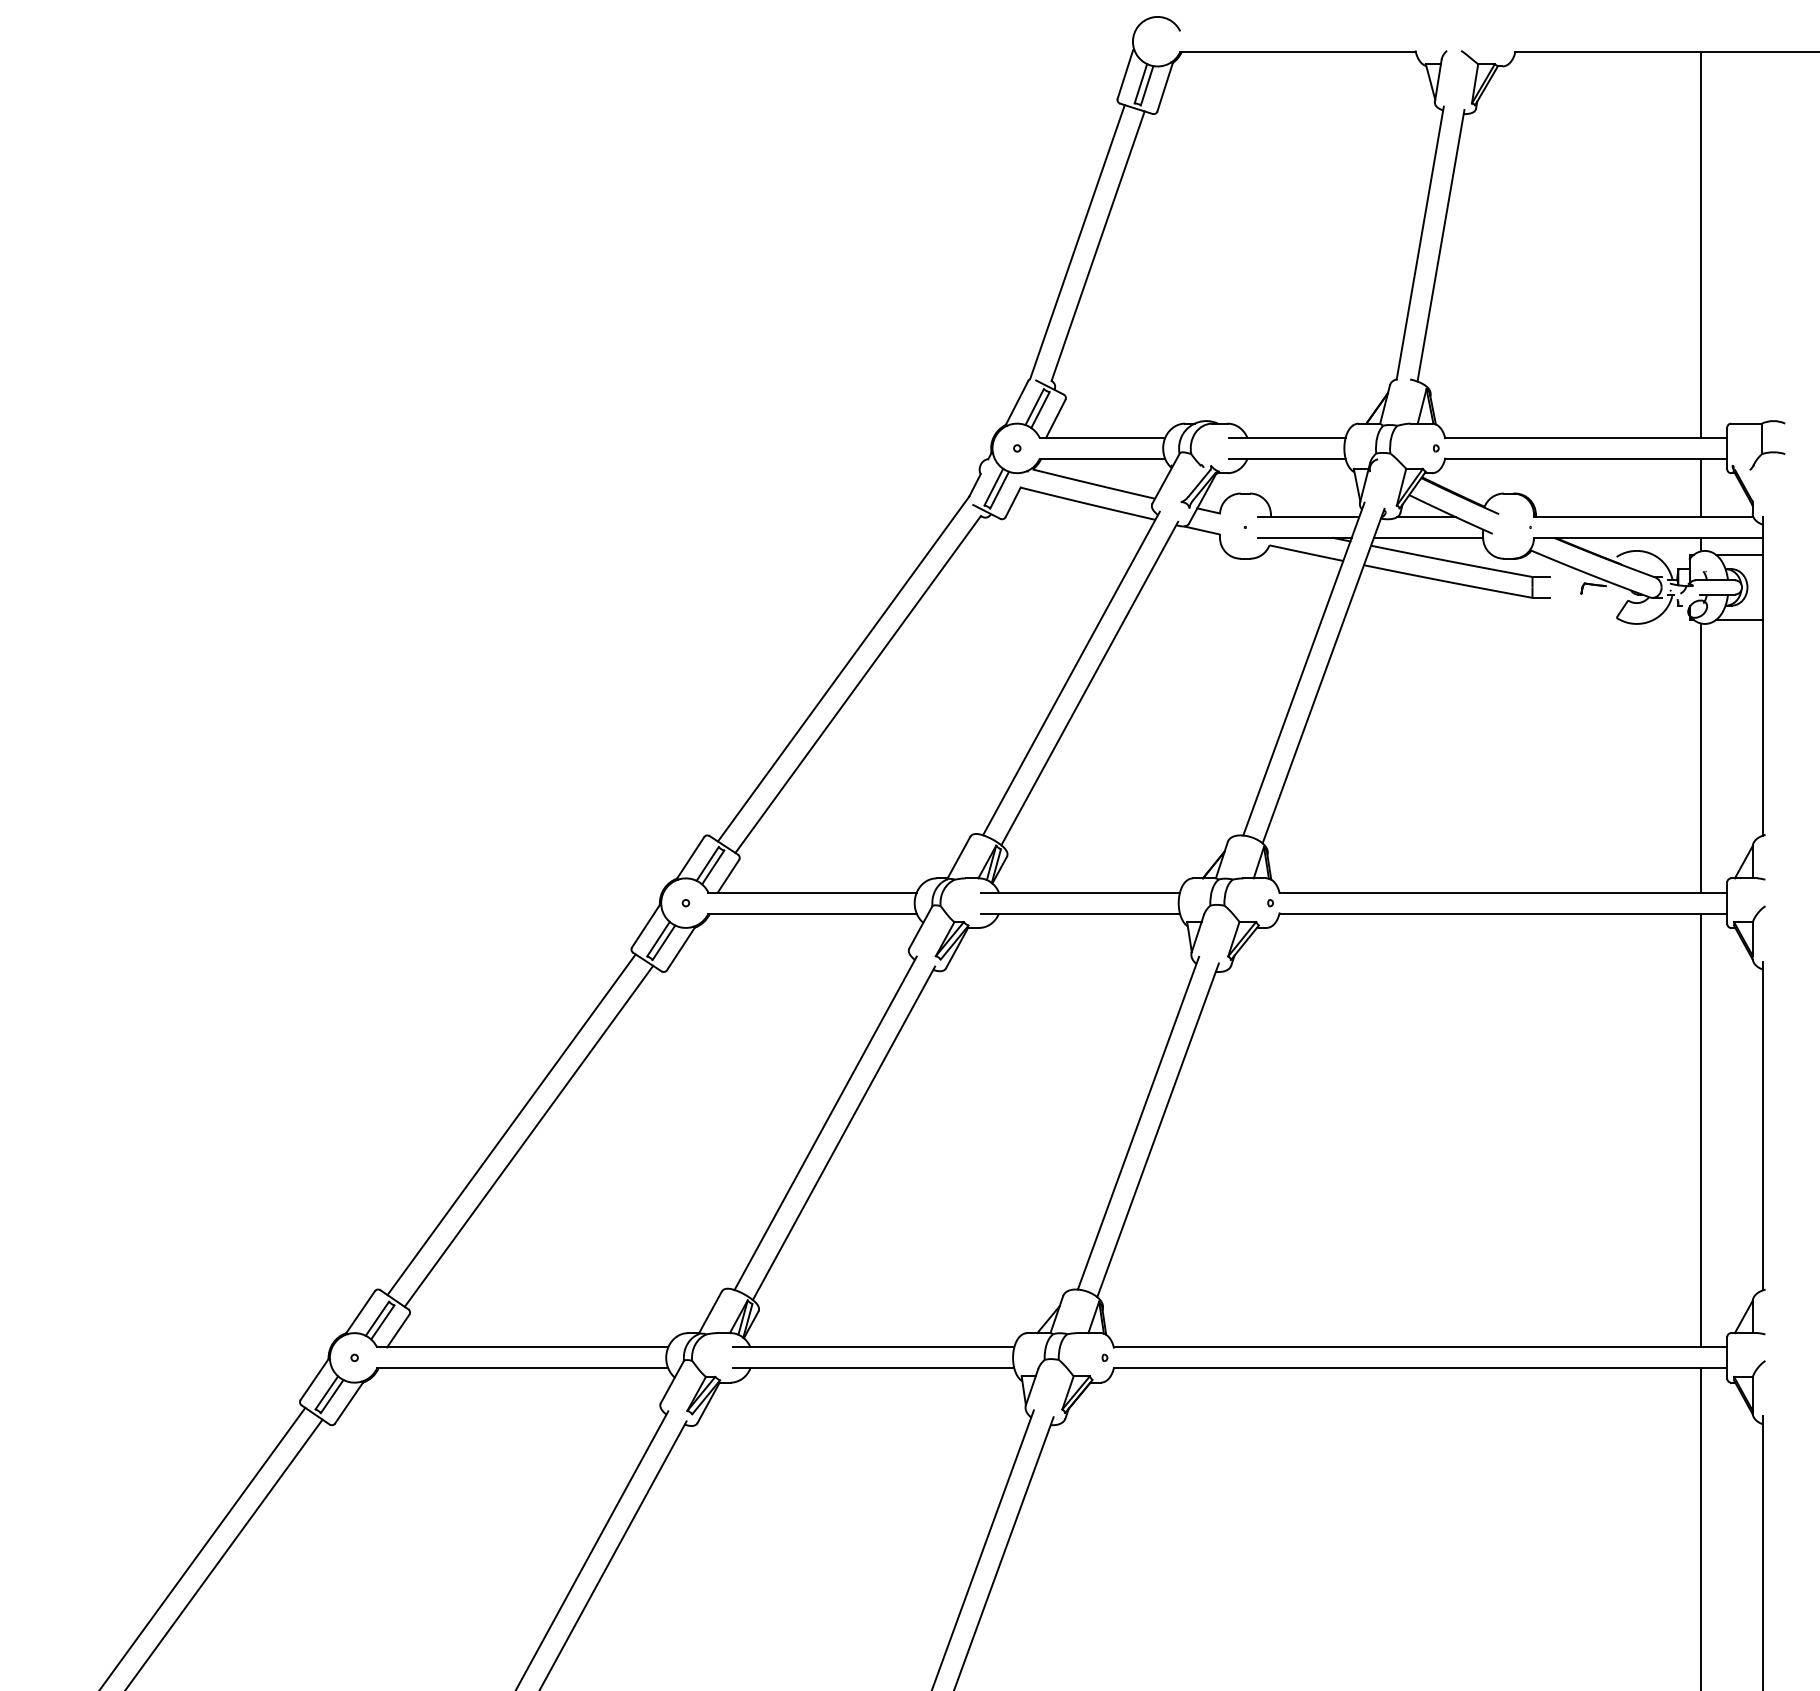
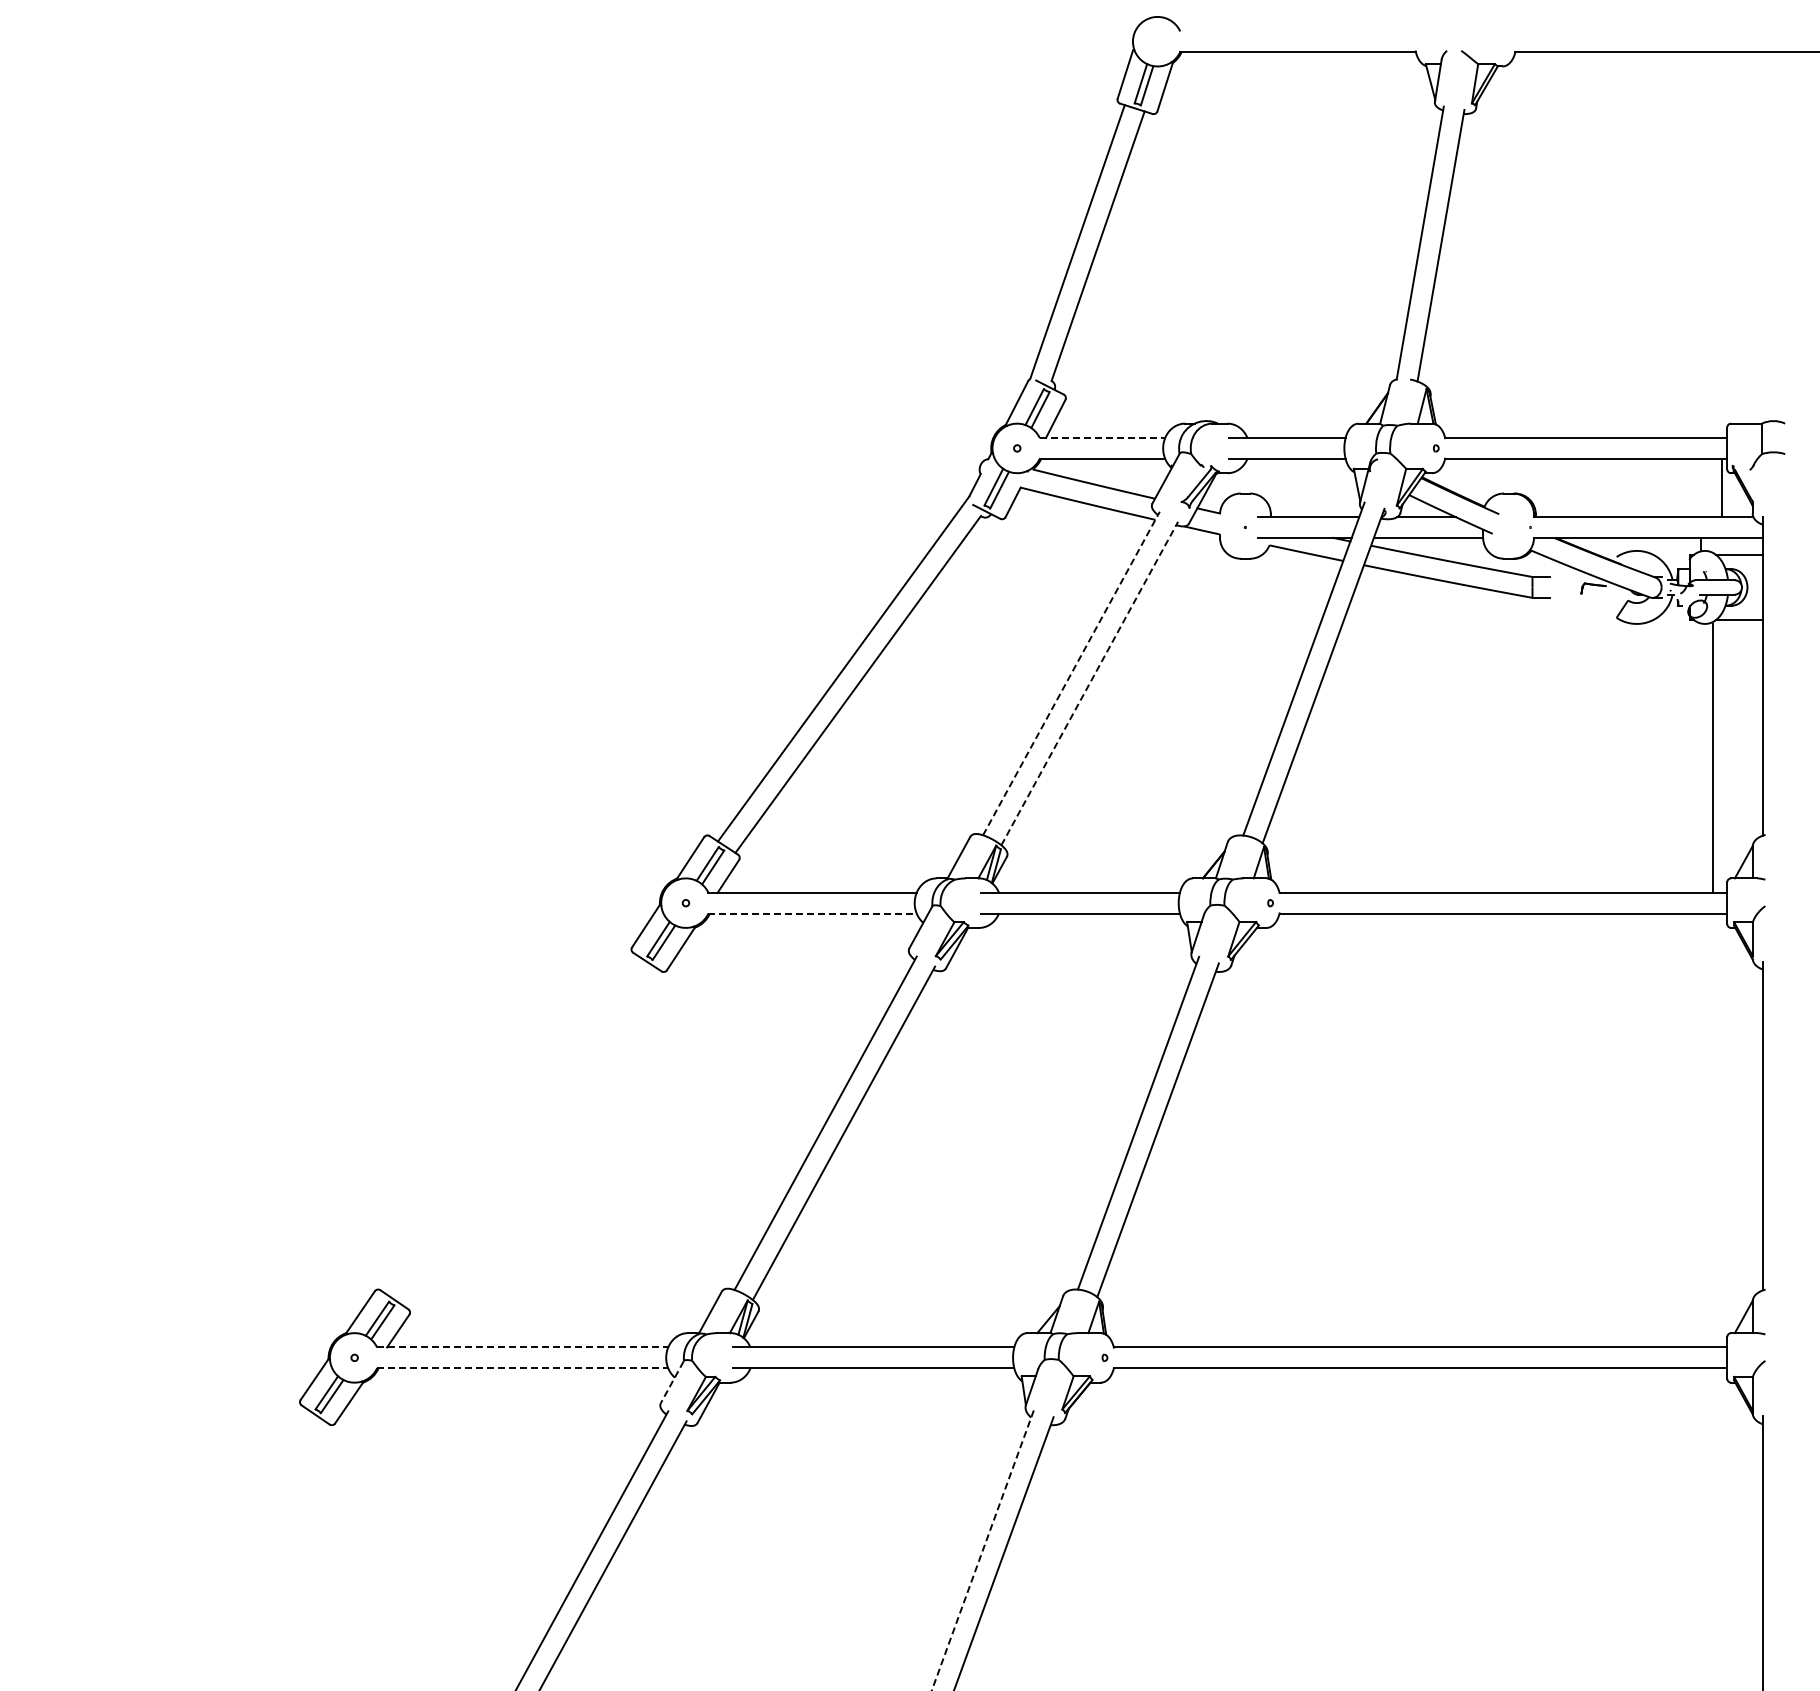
line: present -> none (1701, 245)
line: solid -> dashed (1102, 438)
line position: (1701, 487) -> (1722, 487) (1722, 487)
line: solid -> dashed (1071, 673)
line: solid -> dashed (1089, 683)
line position: (1701, 757) -> (1713, 757) (1713, 757)
line: solid -> dashed (813, 913)
line: present -> none (511, 1124)
line: present -> none (1701, 1130)
line: present -> none (528, 1135)
line: solid -> dashed (522, 1347)
line: solid -> dashed (522, 1368)
line: solid -> dashed (672, 1382)
line: present -> none (1701, 1527)
line: present -> none (203, 1547)
line: solid -> dashed (983, 1550)
line: present -> none (224, 1553)
